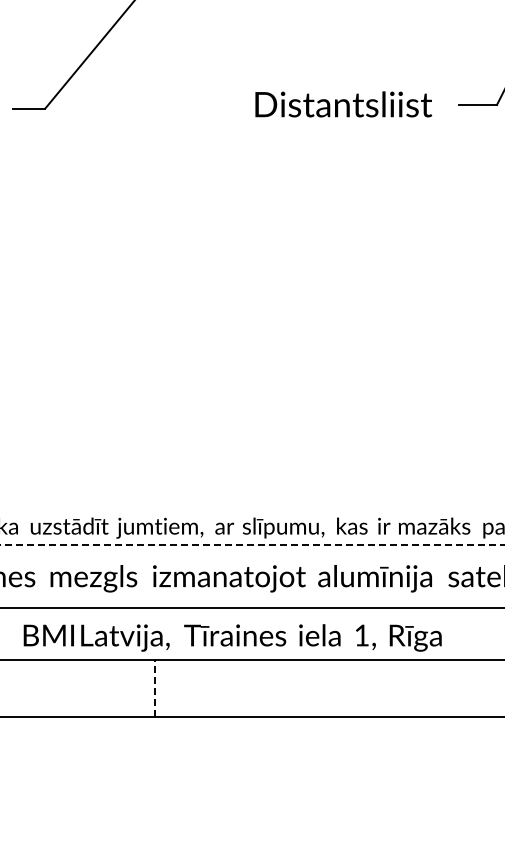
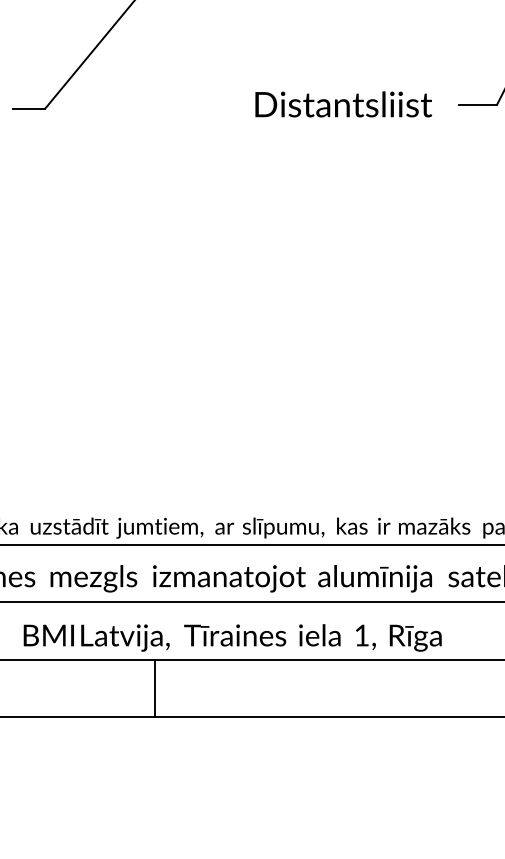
line: dashed -> solid (252, 544)
line position: (251, 608) -> (251, 602) (251, 602)
line: dashed -> solid (154, 688)
